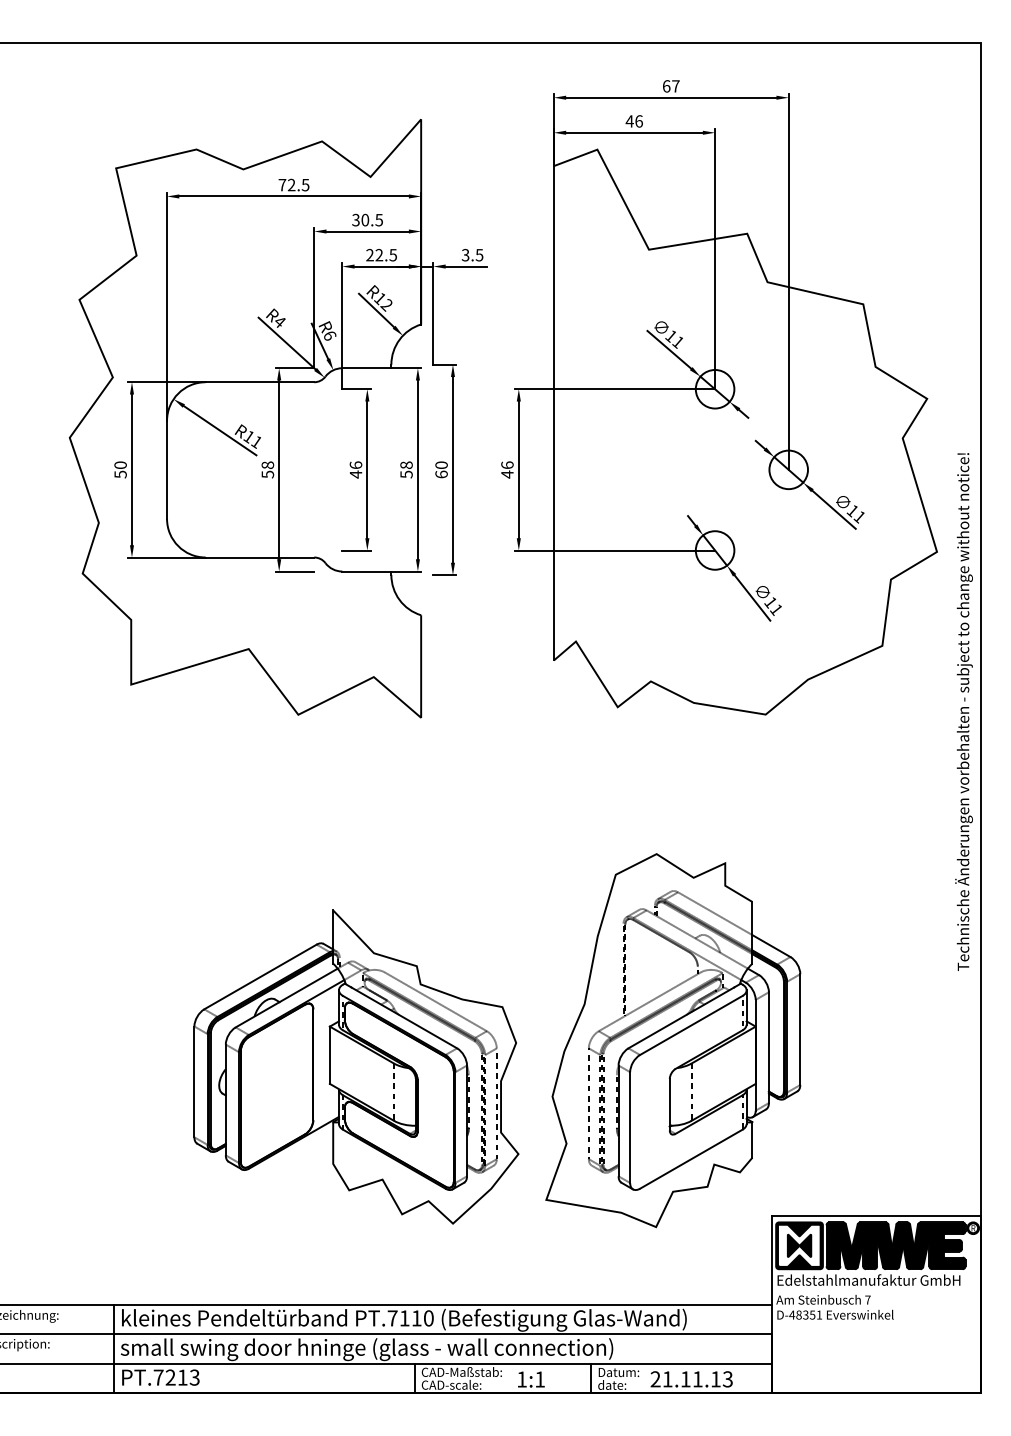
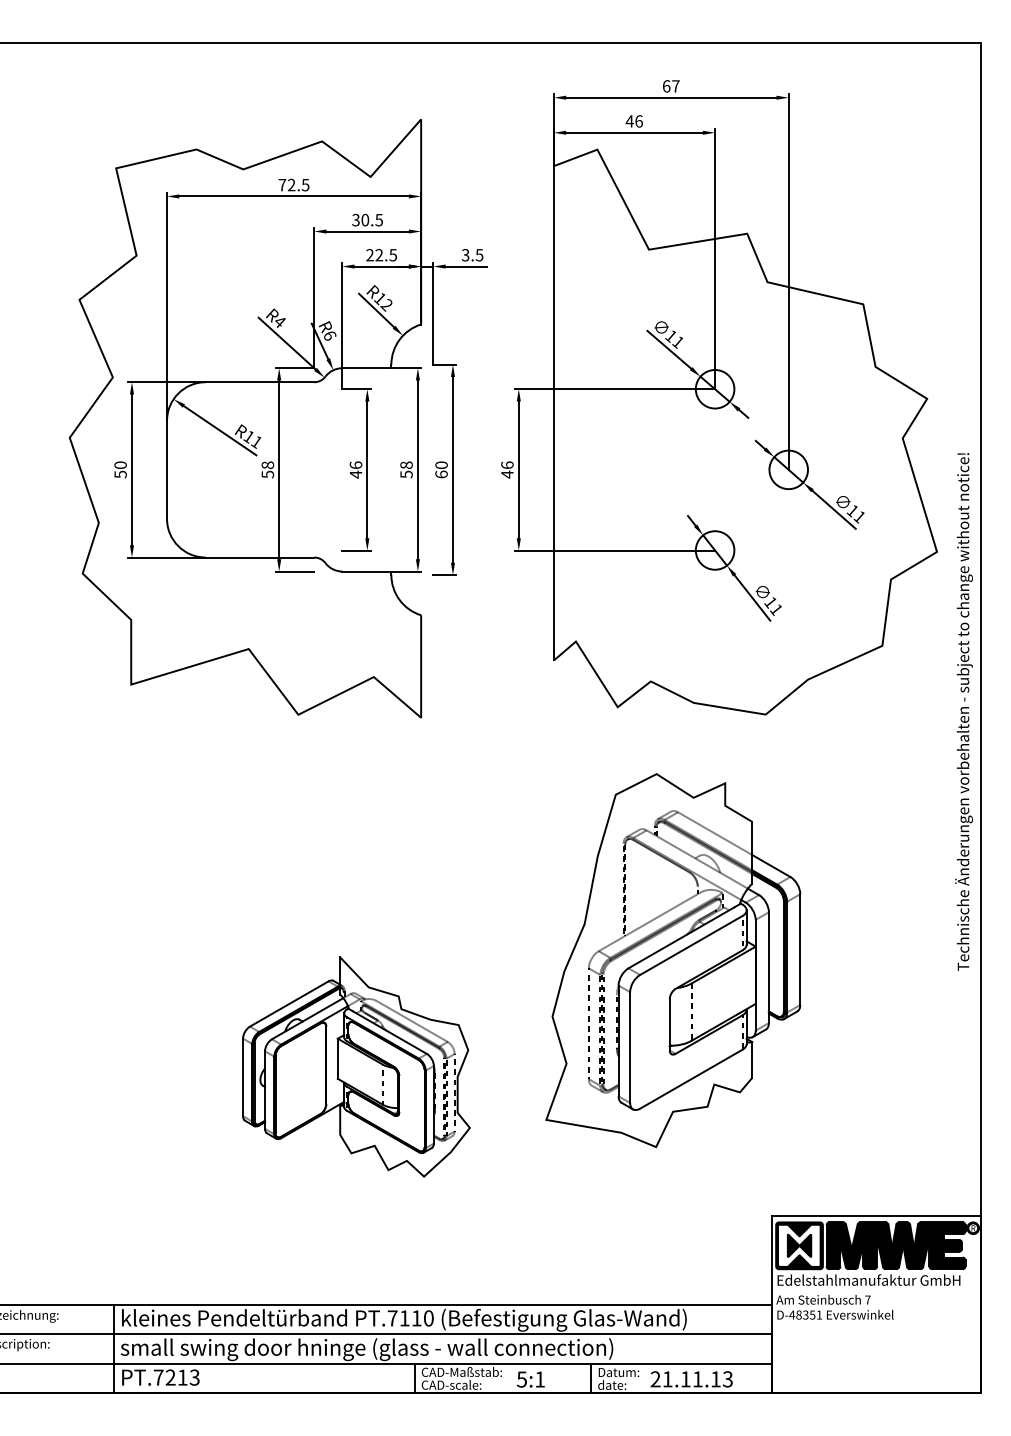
part position: (673, 1040) -> (673, 960) (673, 960)
part size: 327x316 px -> 229x222 px (356, 1066)
text: 1:1 -> 5:1 (521, 1379)
